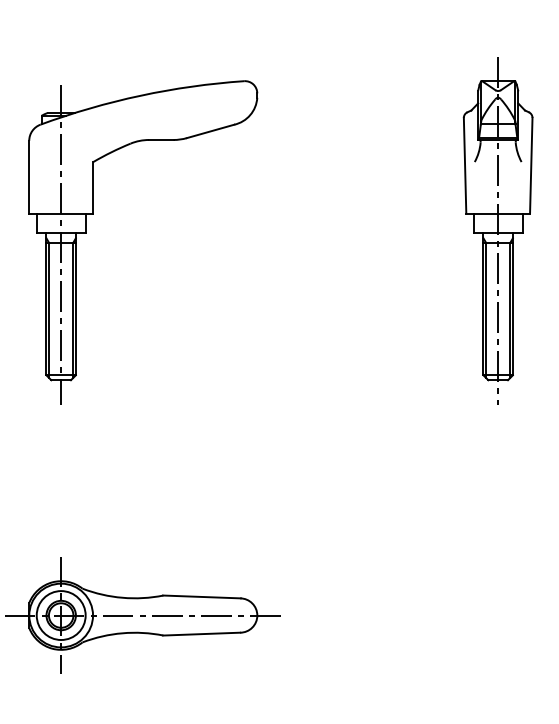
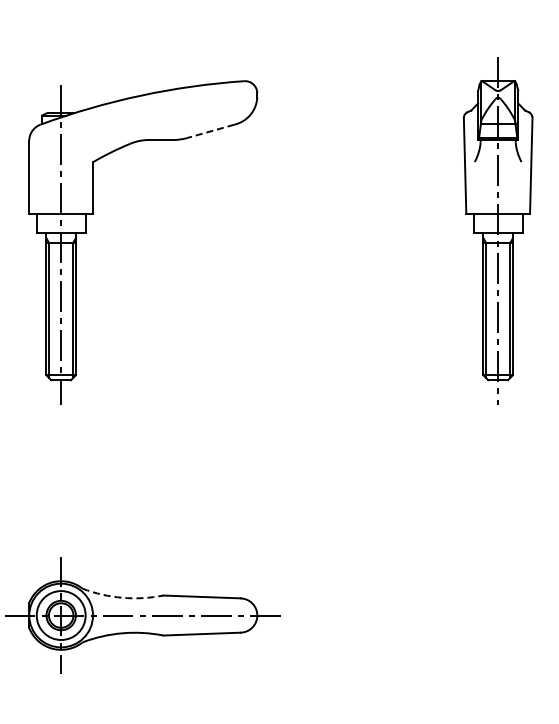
line: solid -> dashed (210, 131)
arc: solid -> dashed (122, 597)
